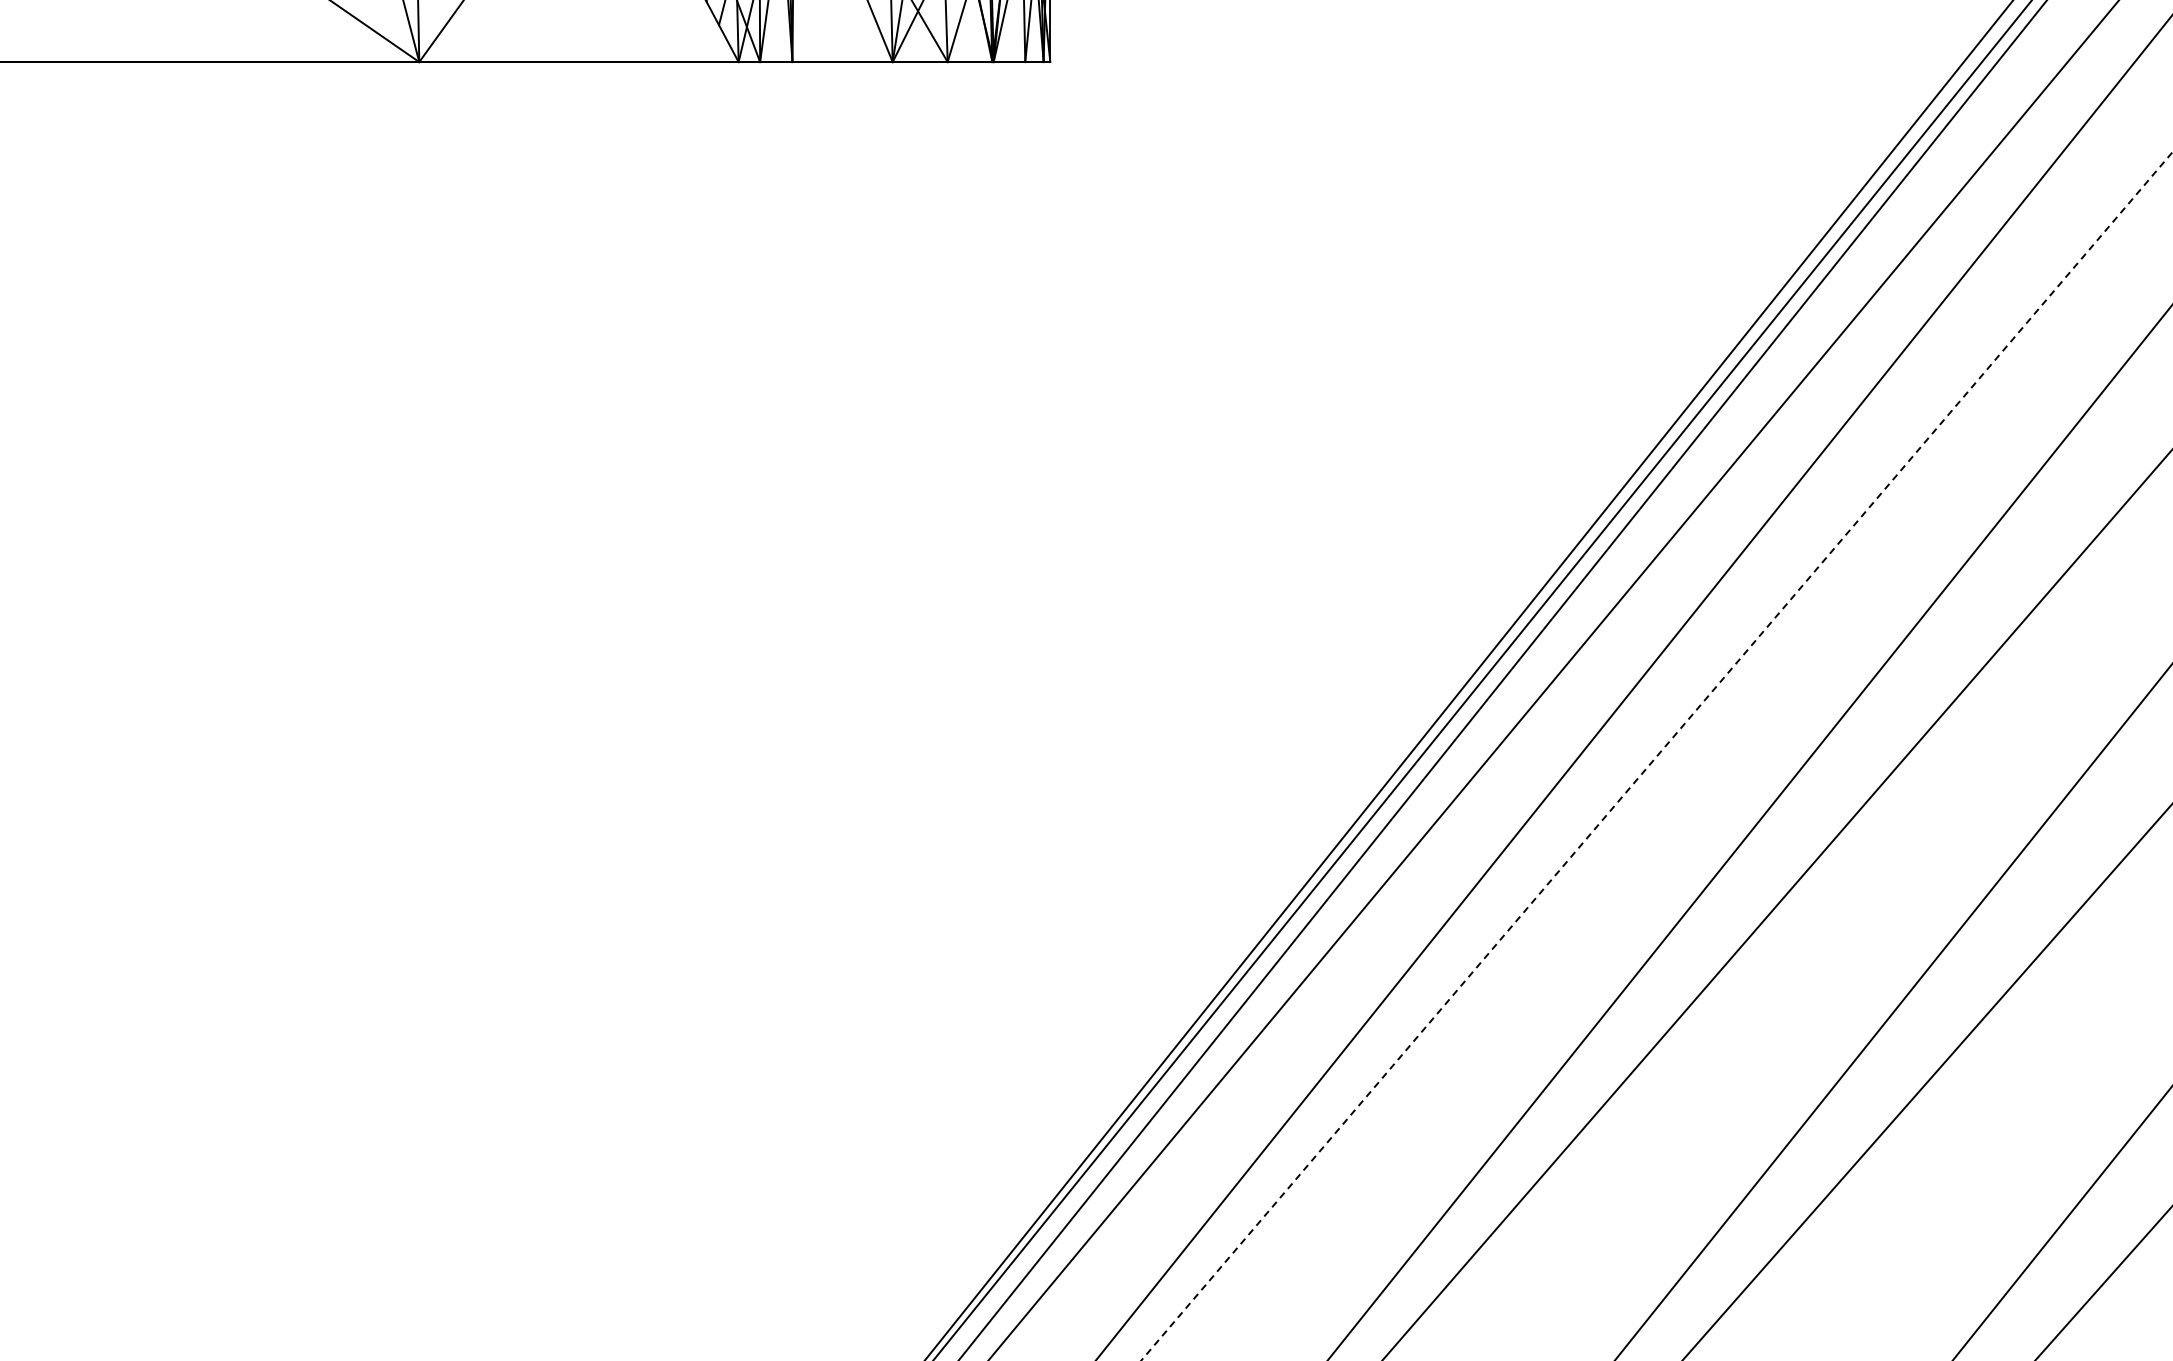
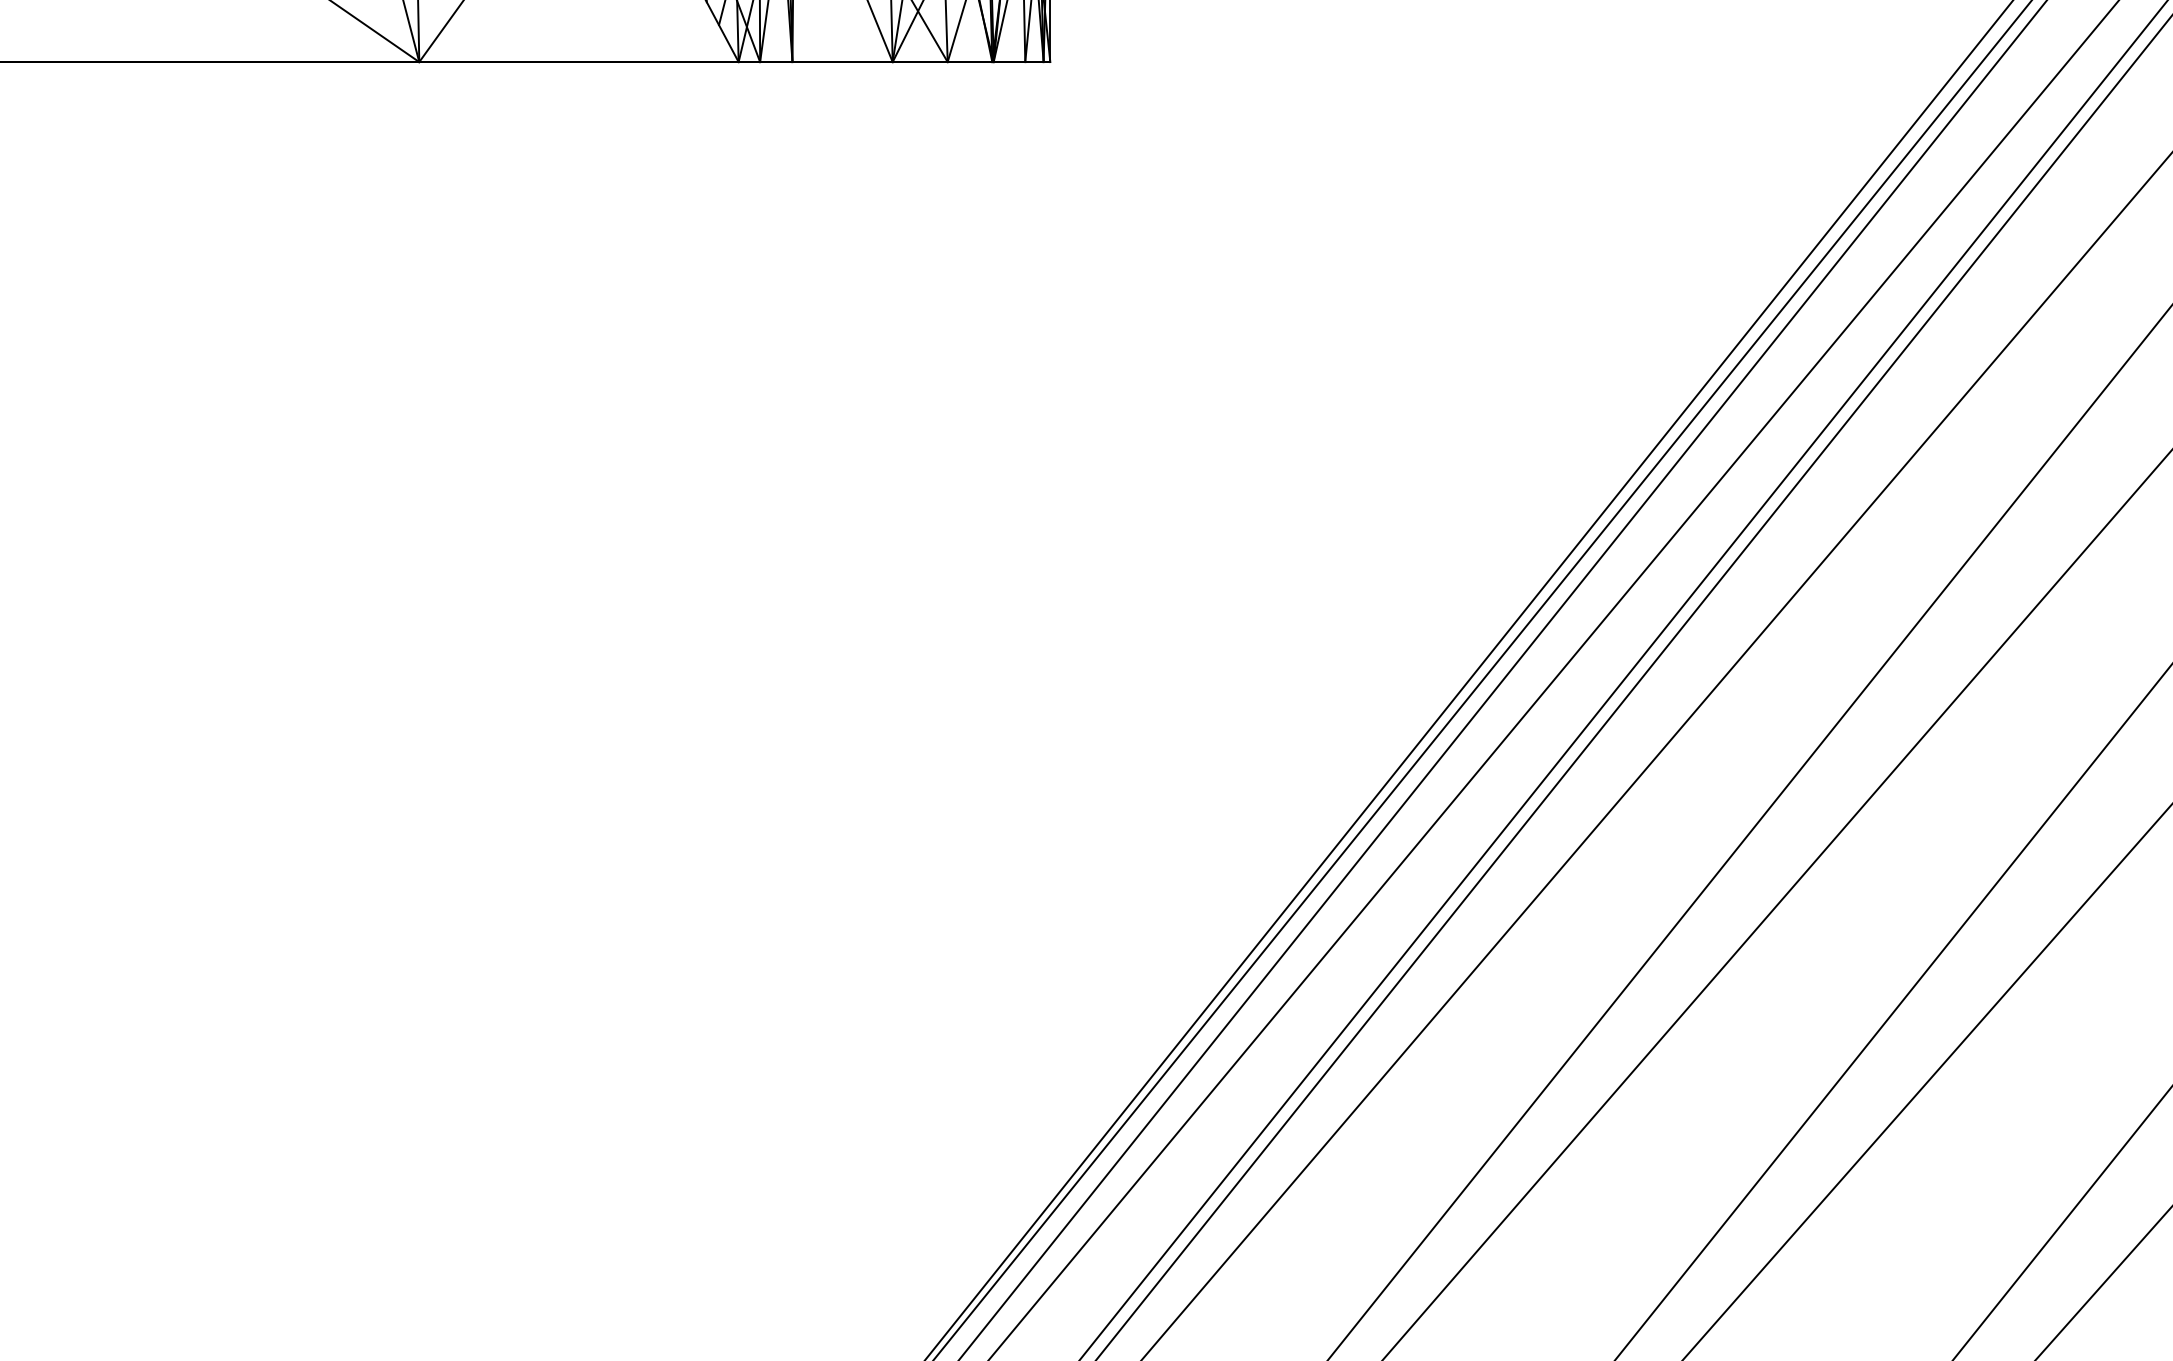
line: none -> present (1623, 679)
line: dashed -> solid (1656, 756)
